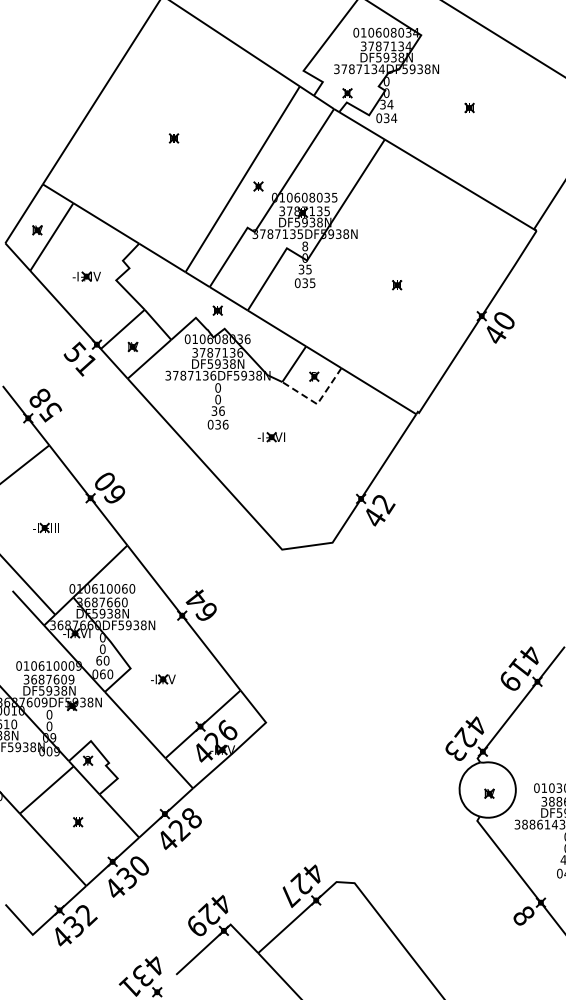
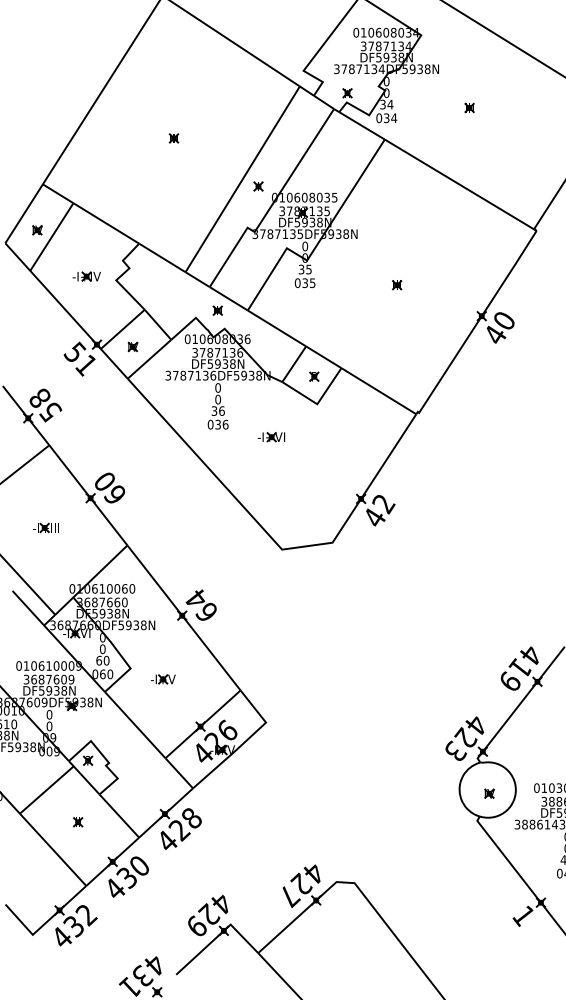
text: 8 -> 0 (305, 246)
line: dashed -> solid (317, 404)
text: 8 -> 1 (523, 915)
